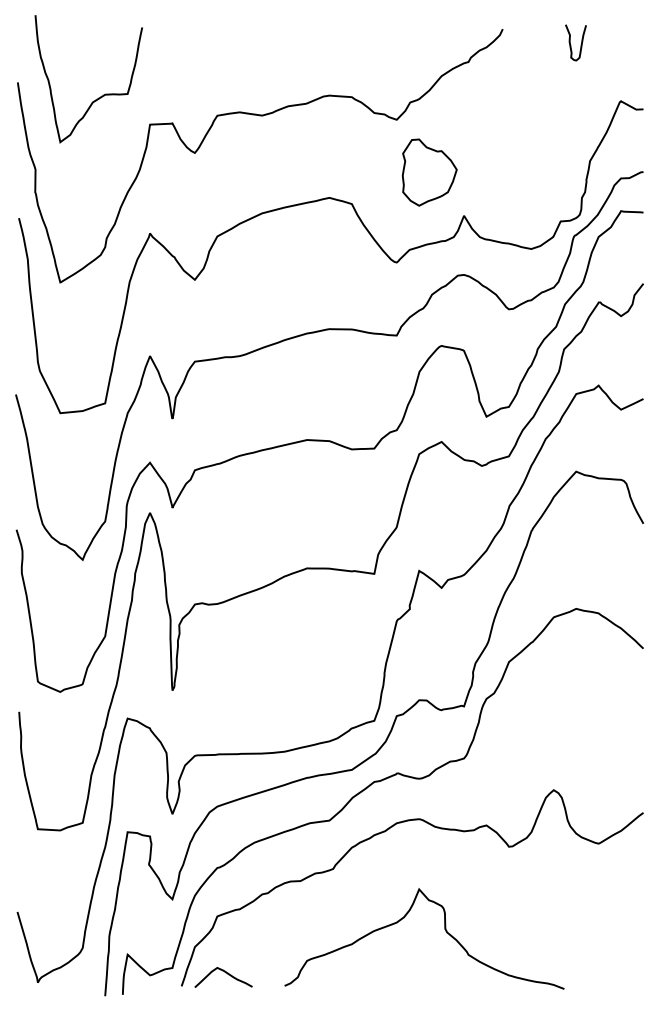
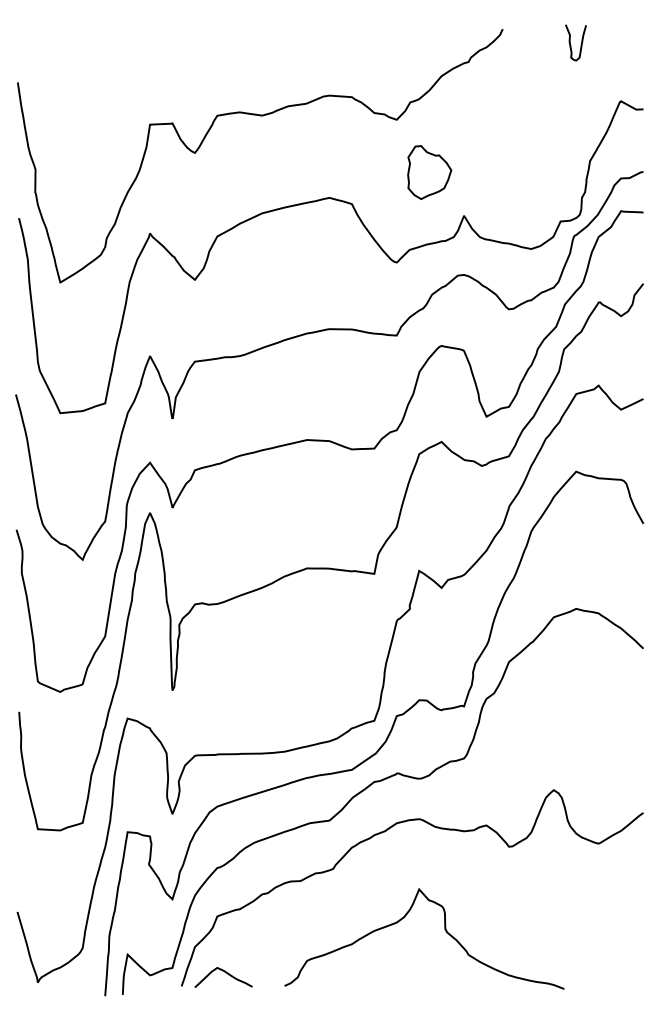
curve: present -> none (98, 97)
part size: 57x69 px -> 46x55 px (429, 172)
